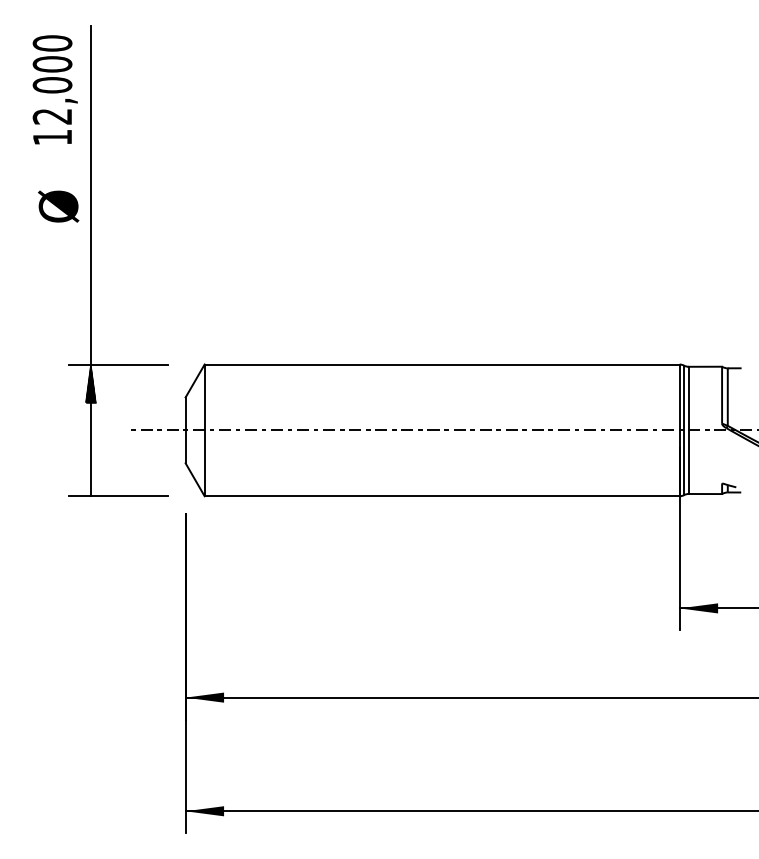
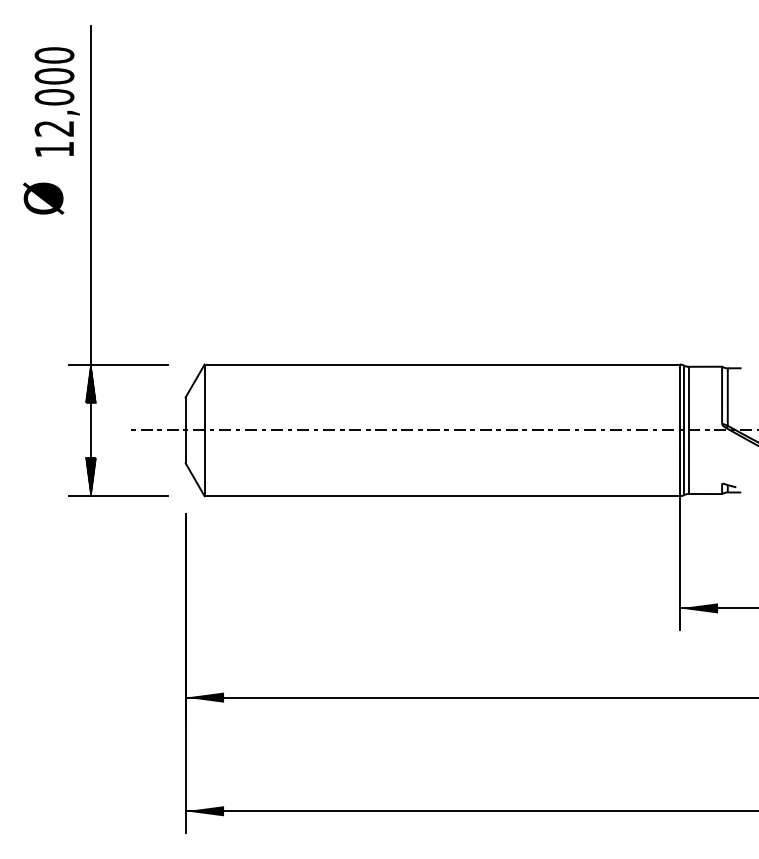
text position: (54, 89) -> (56, 101) (56, 101)
text position: (58, 206) -> (43, 198) (43, 198)
hatch: none -> present (90, 476)
